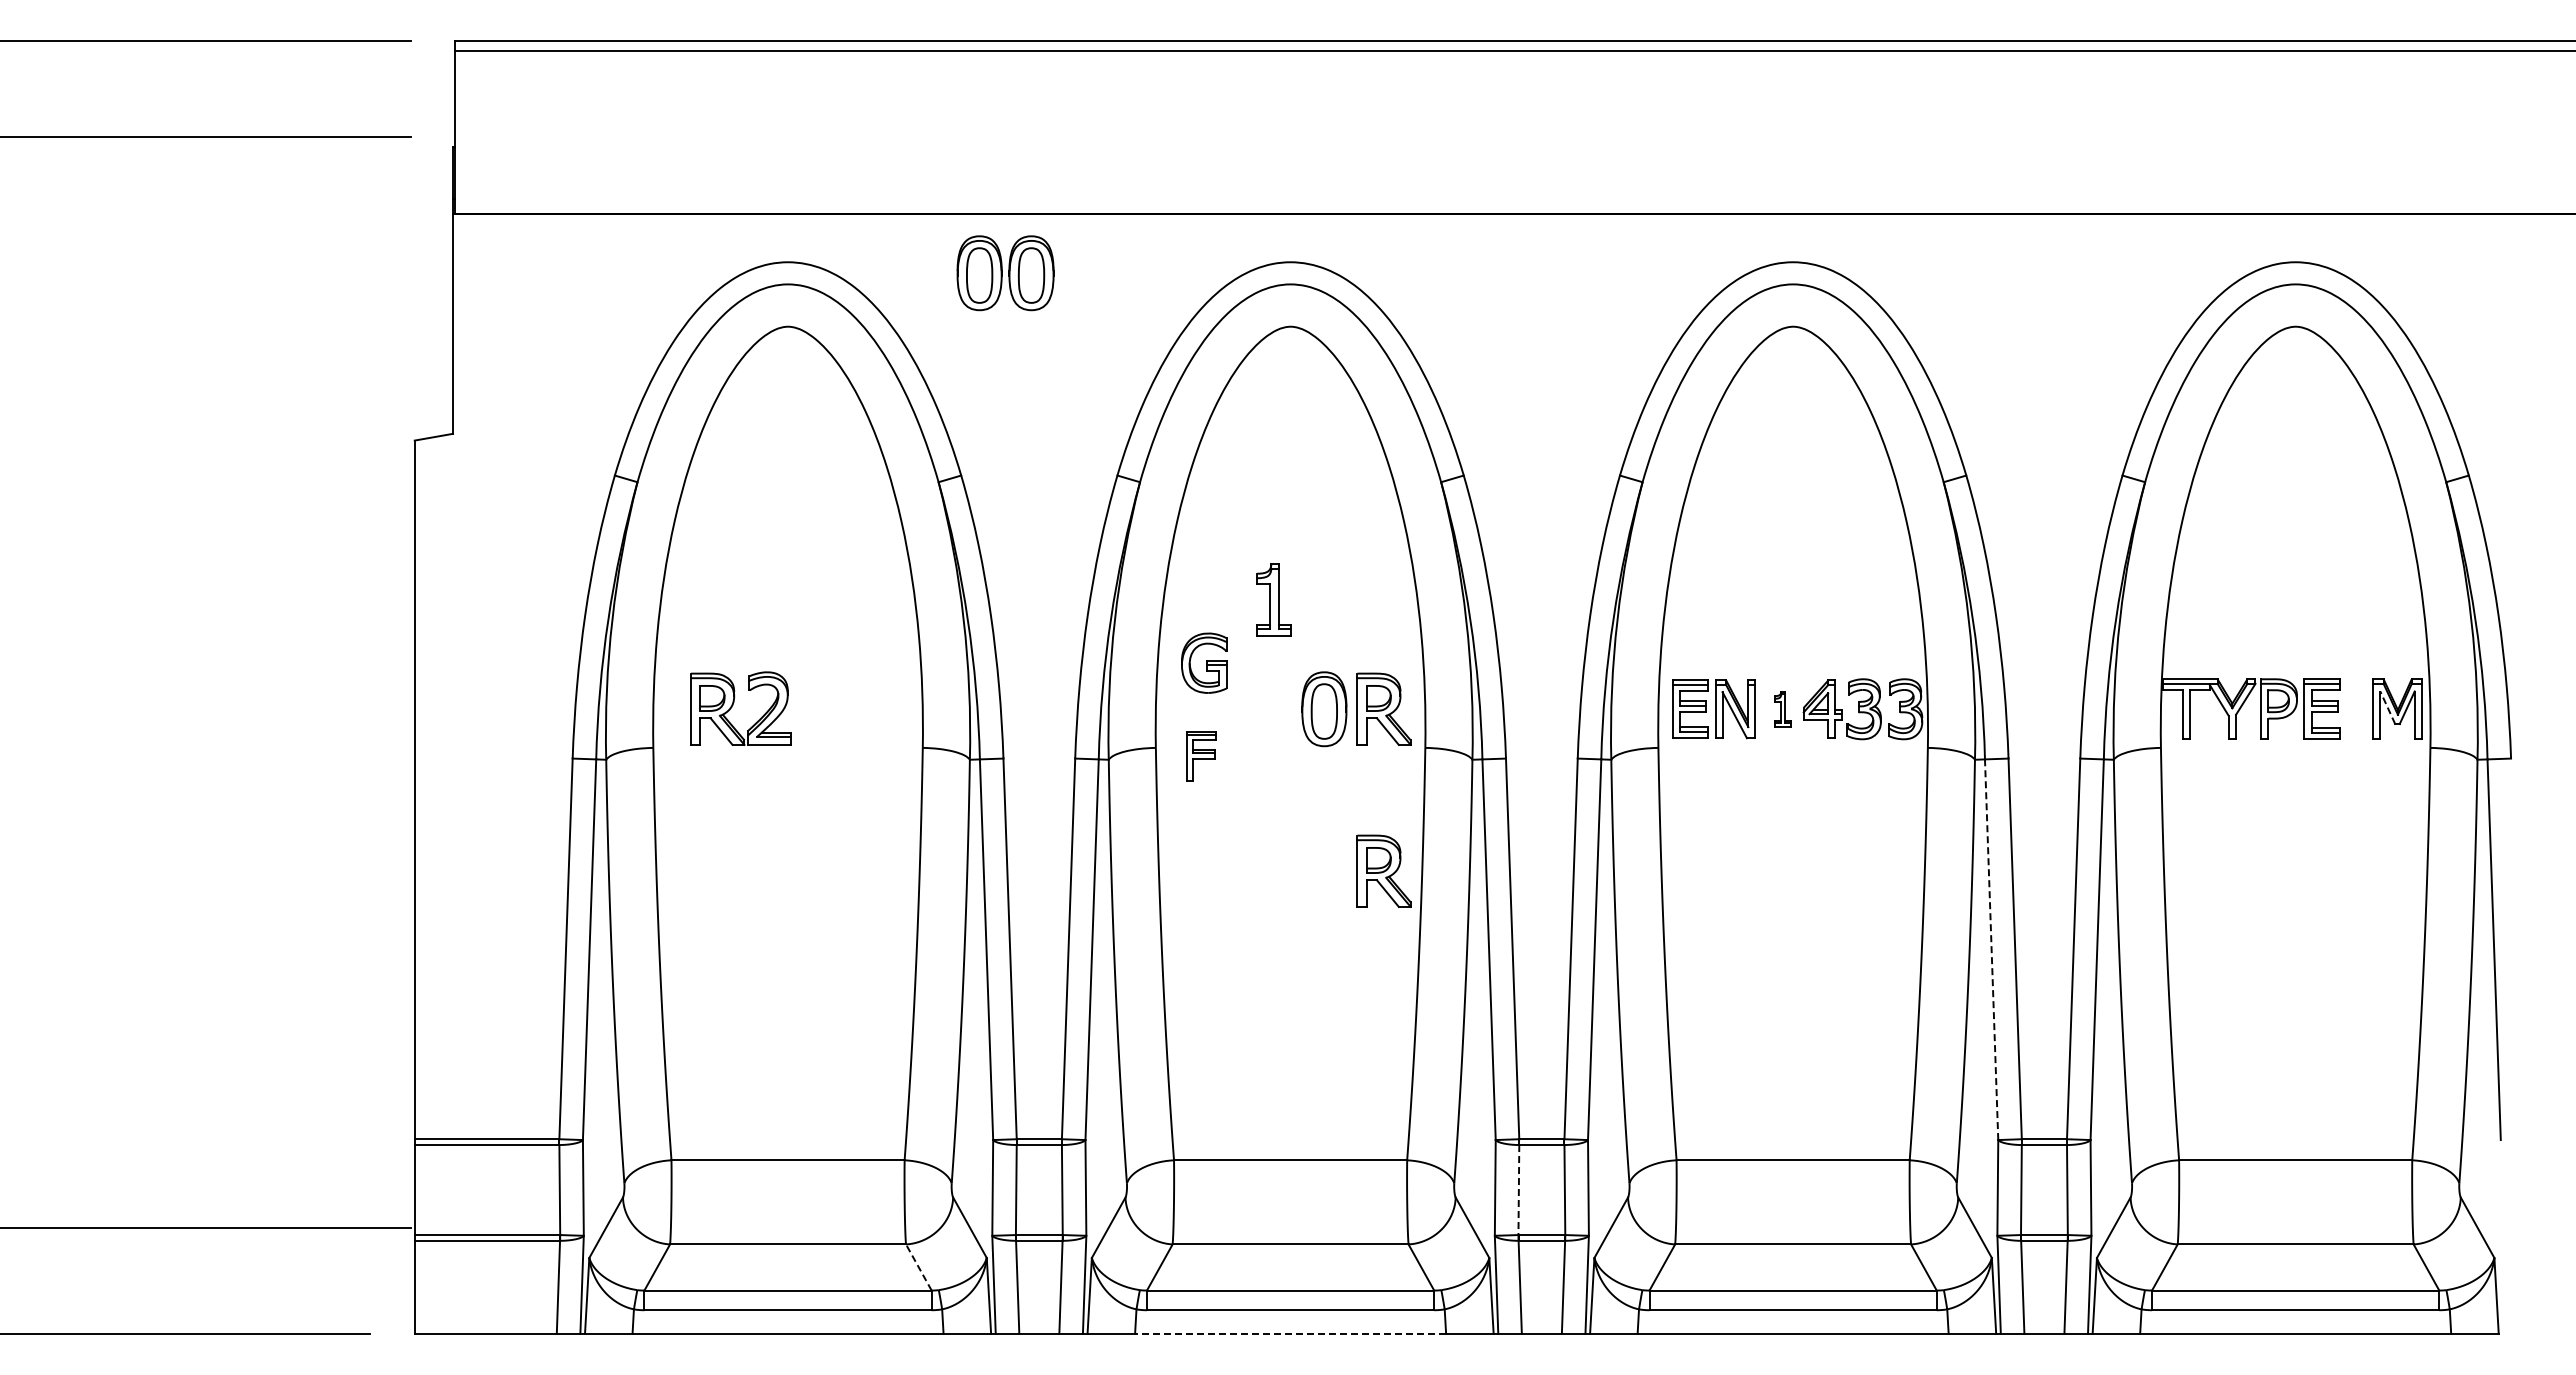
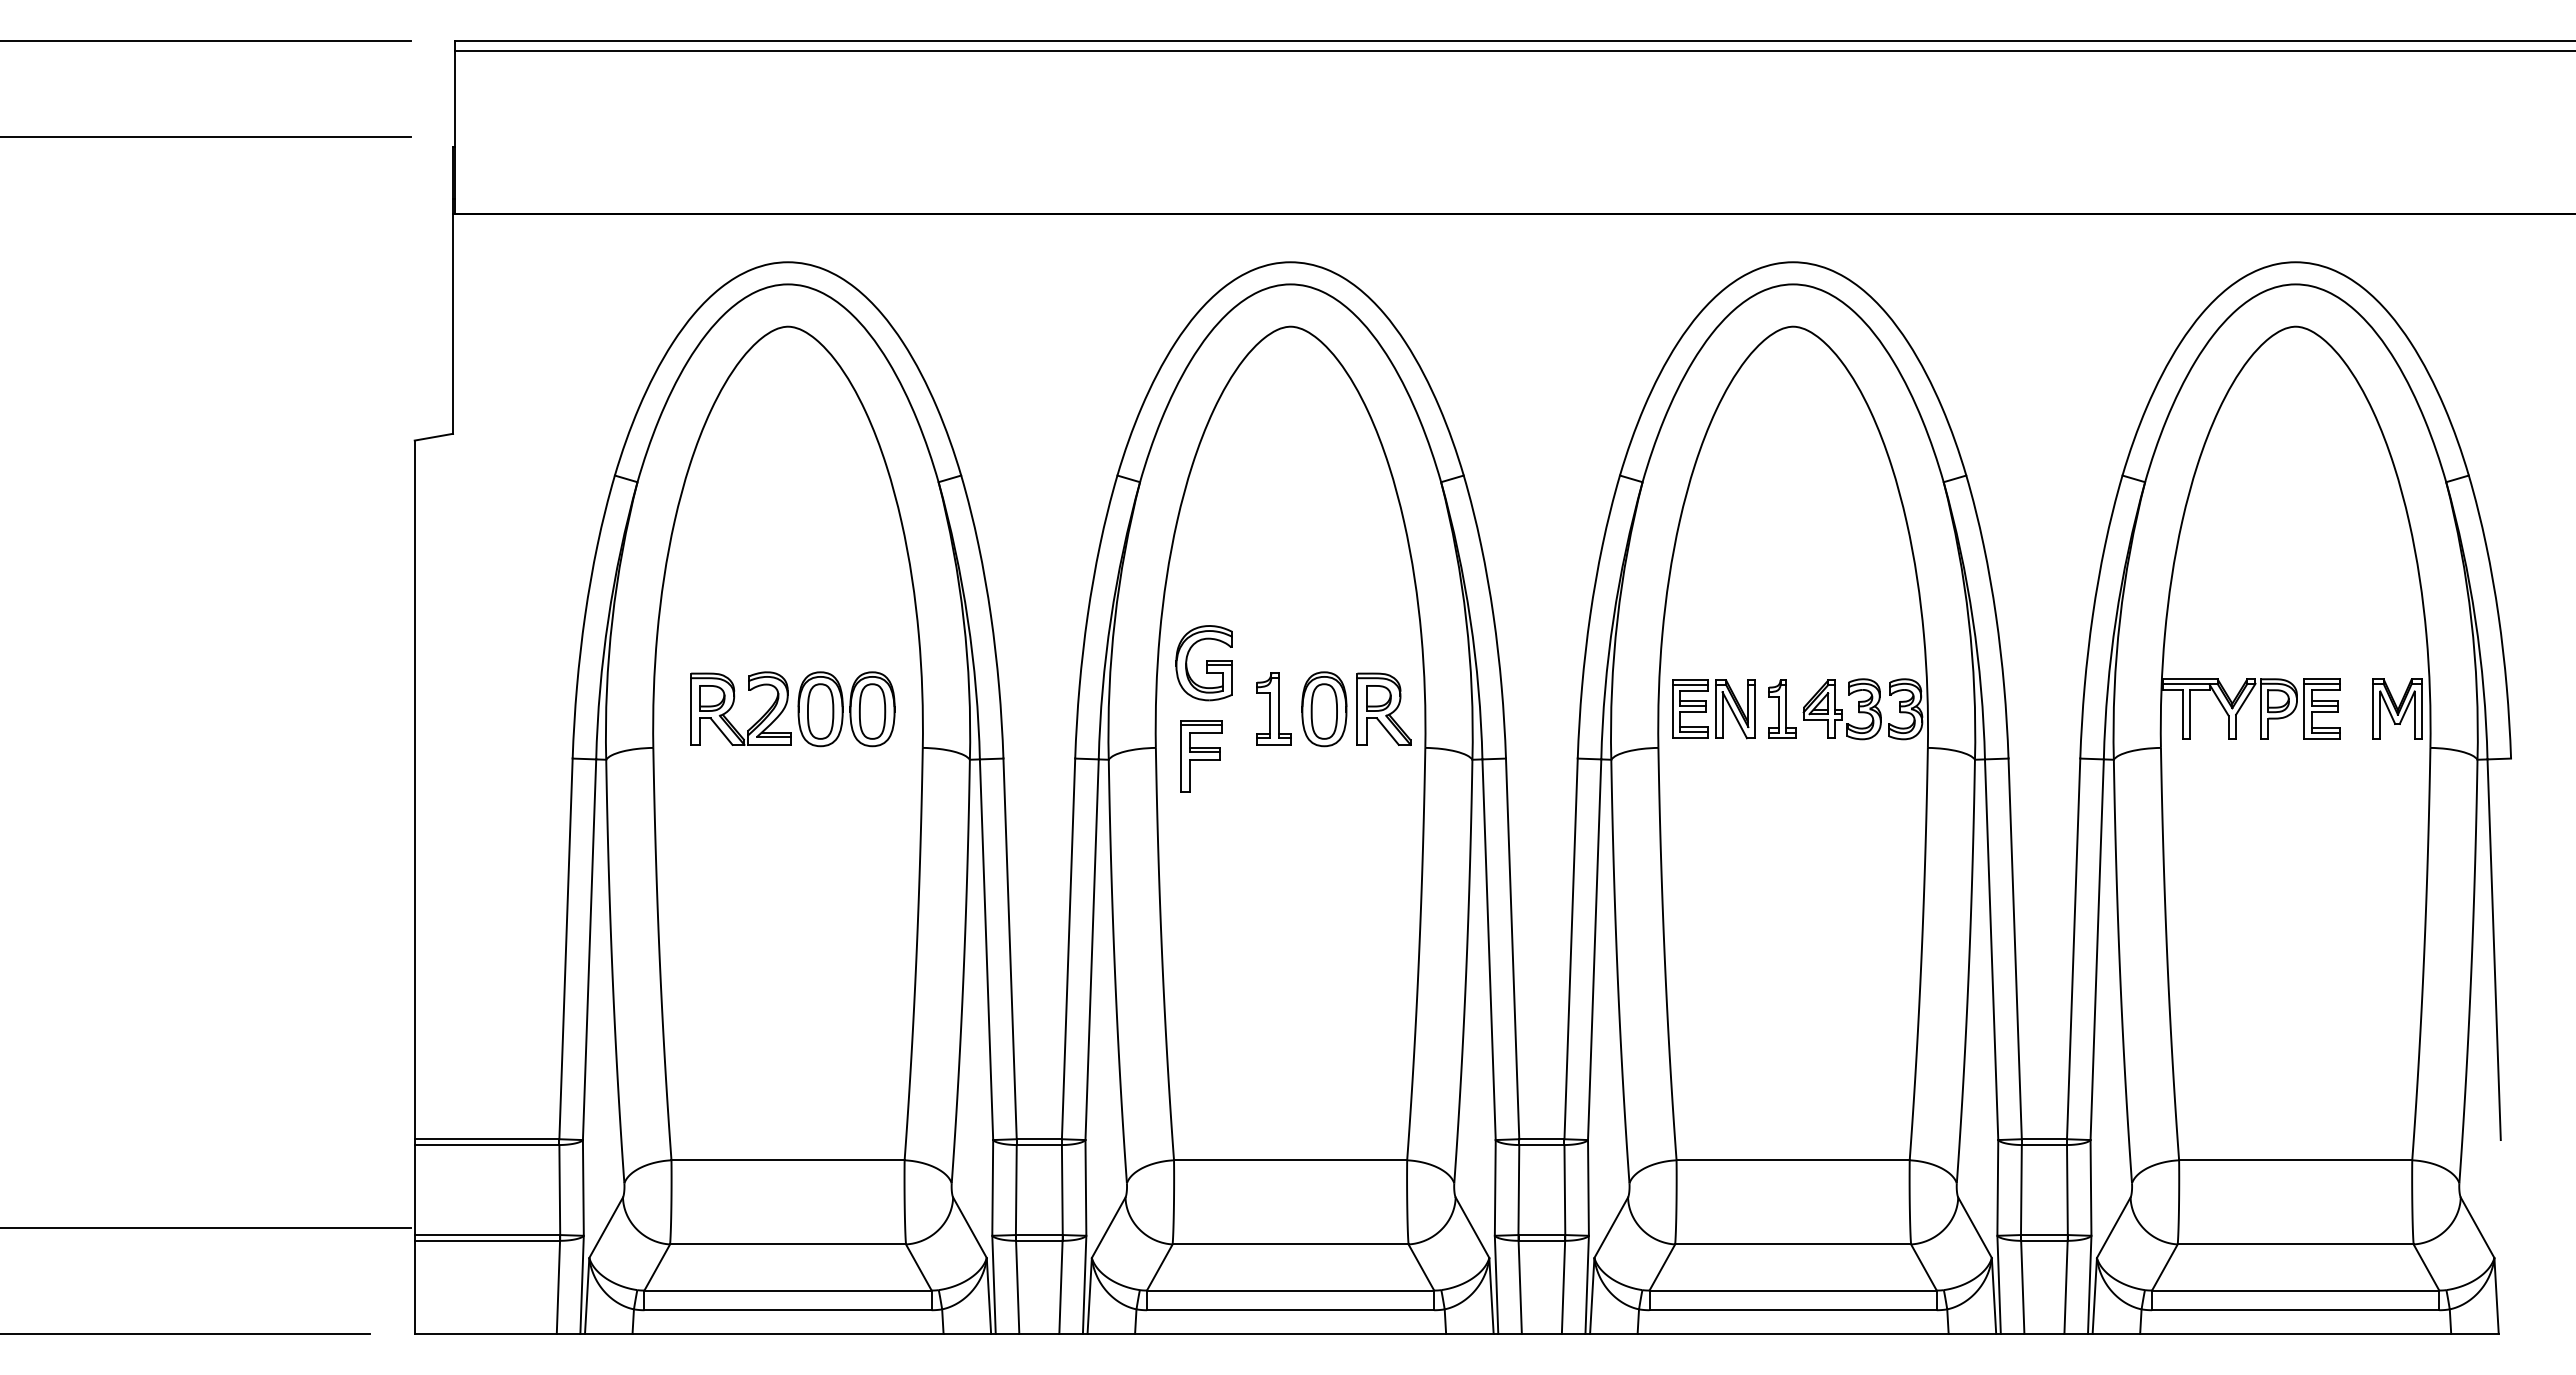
part position: (1005, 273) -> (846, 709) (846, 709)
part position: (1273, 599) -> (1273, 708) (1273, 708)
part size: 47x62 px -> 58x77 px (1203, 663)
line: dashed -> solid (2387, 707)
part size: 18x37 px -> 29x60 px (1782, 708)
part size: 31x51 px -> 43x73 px (1201, 756)
part: present -> none (1383, 870)
line: dashed -> solid (1991, 949)
line: dashed -> solid (1518, 1190)
line: dashed -> solid (918, 1267)
line: dashed -> solid (1290, 1333)
